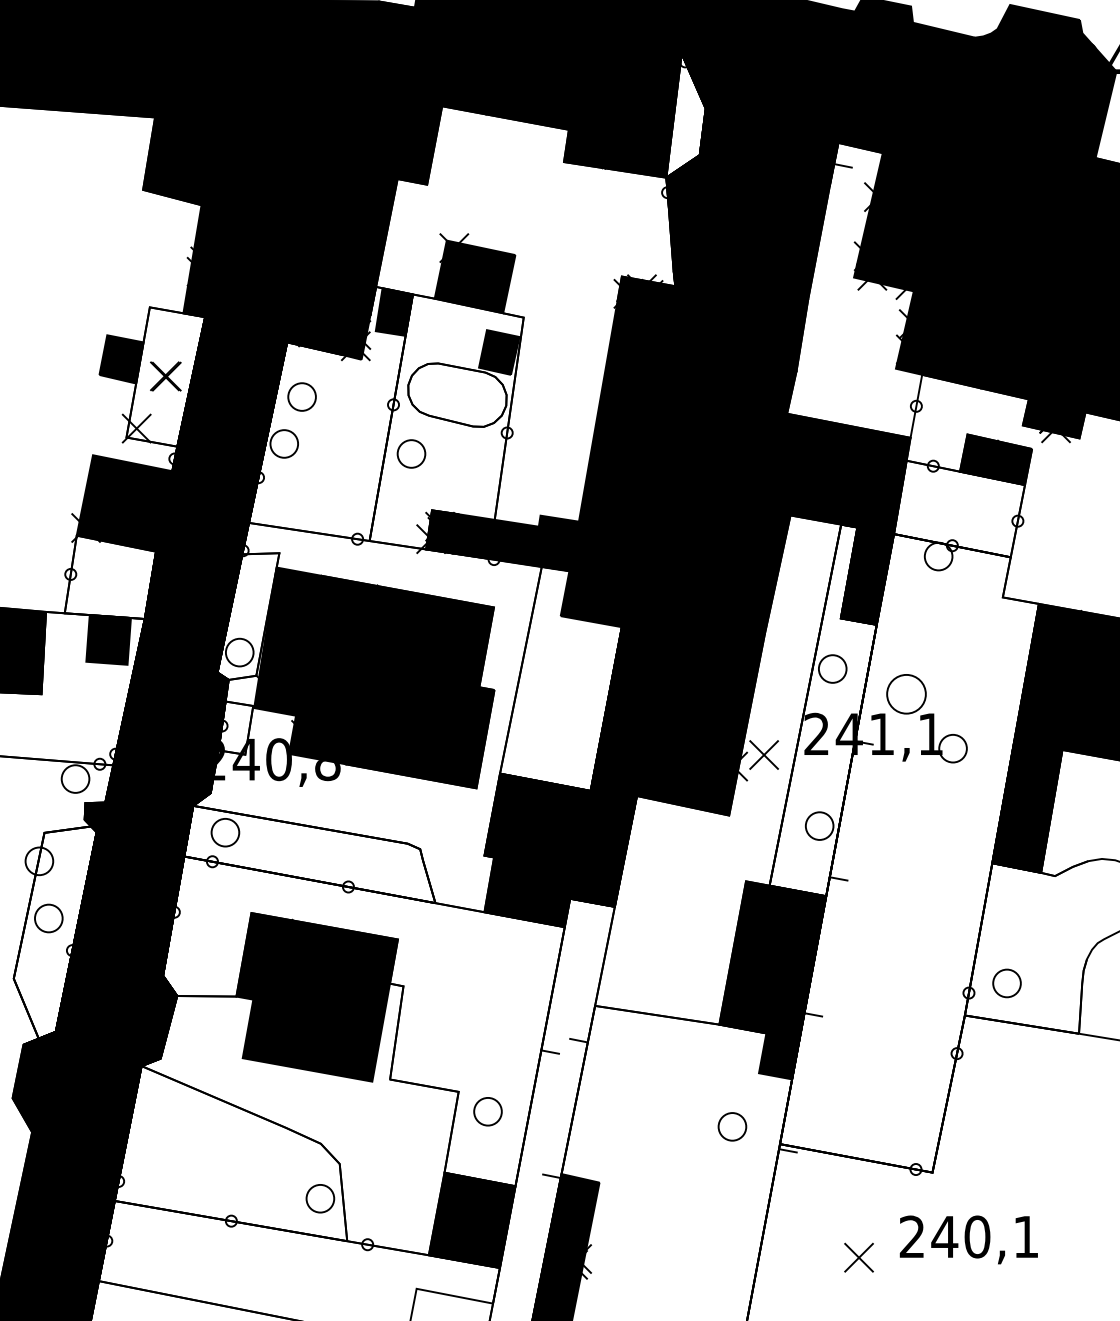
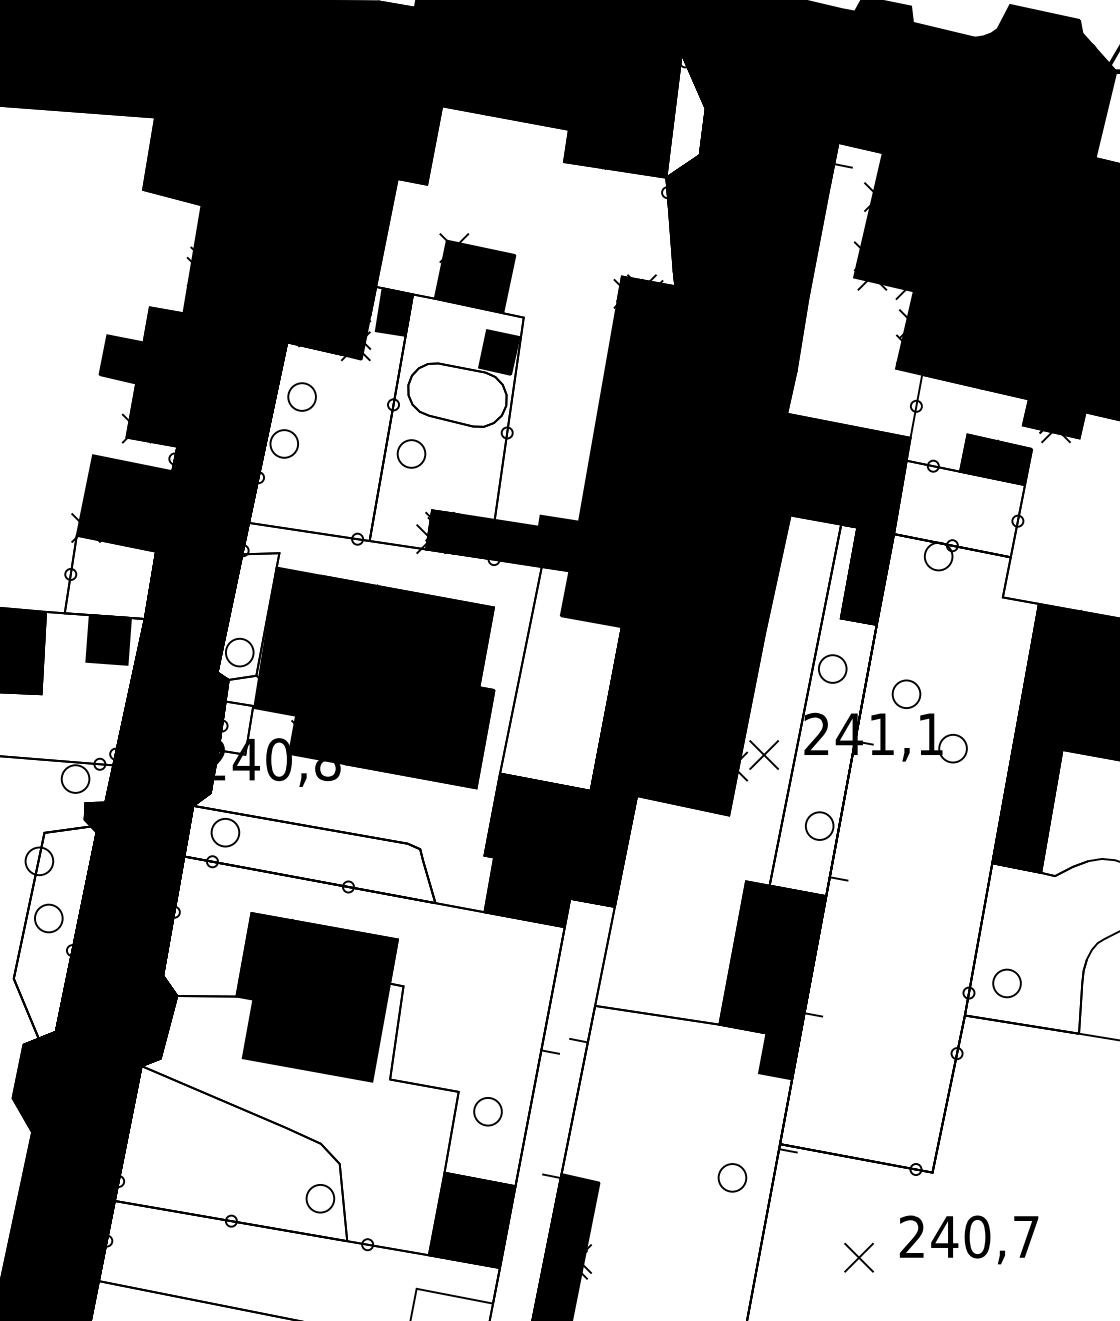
fill: none -> present (165, 376)
circle diameter: 39 px -> 28 px (906, 694)
circle position: (732, 1126) -> (732, 1177) (732, 1177)
text: 240,1 -> 240,7 (1026, 1236)
